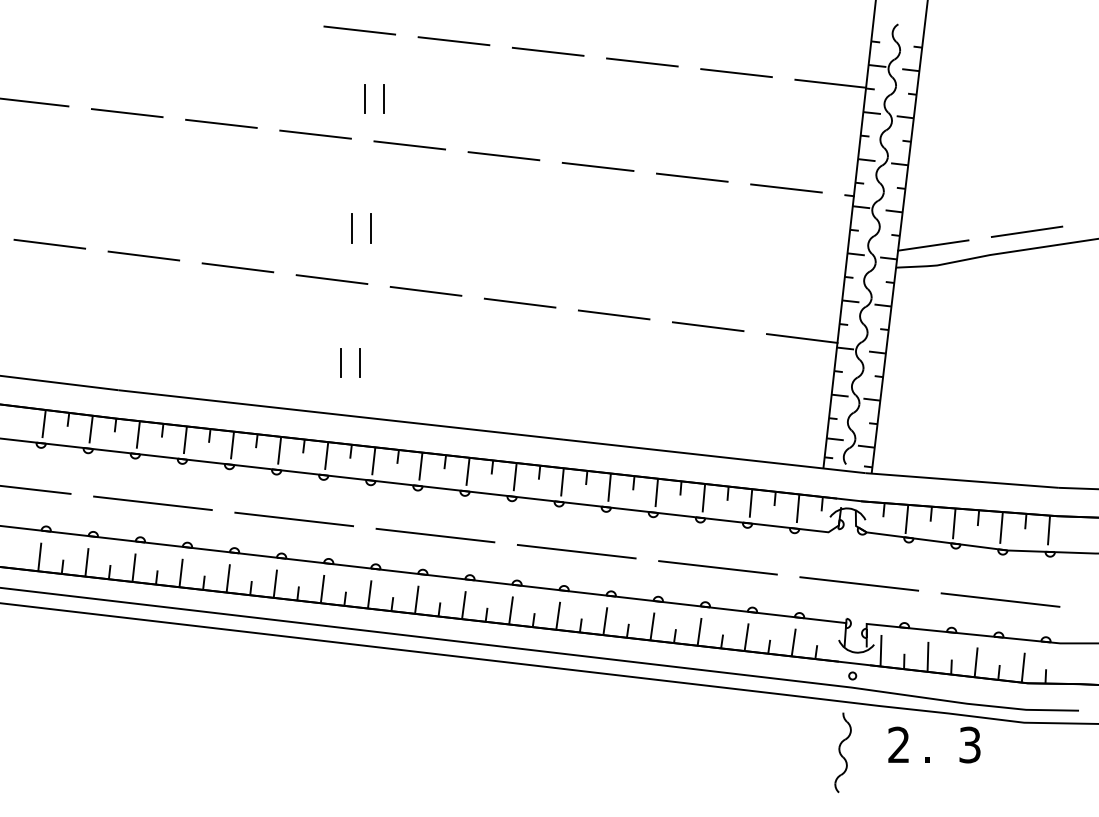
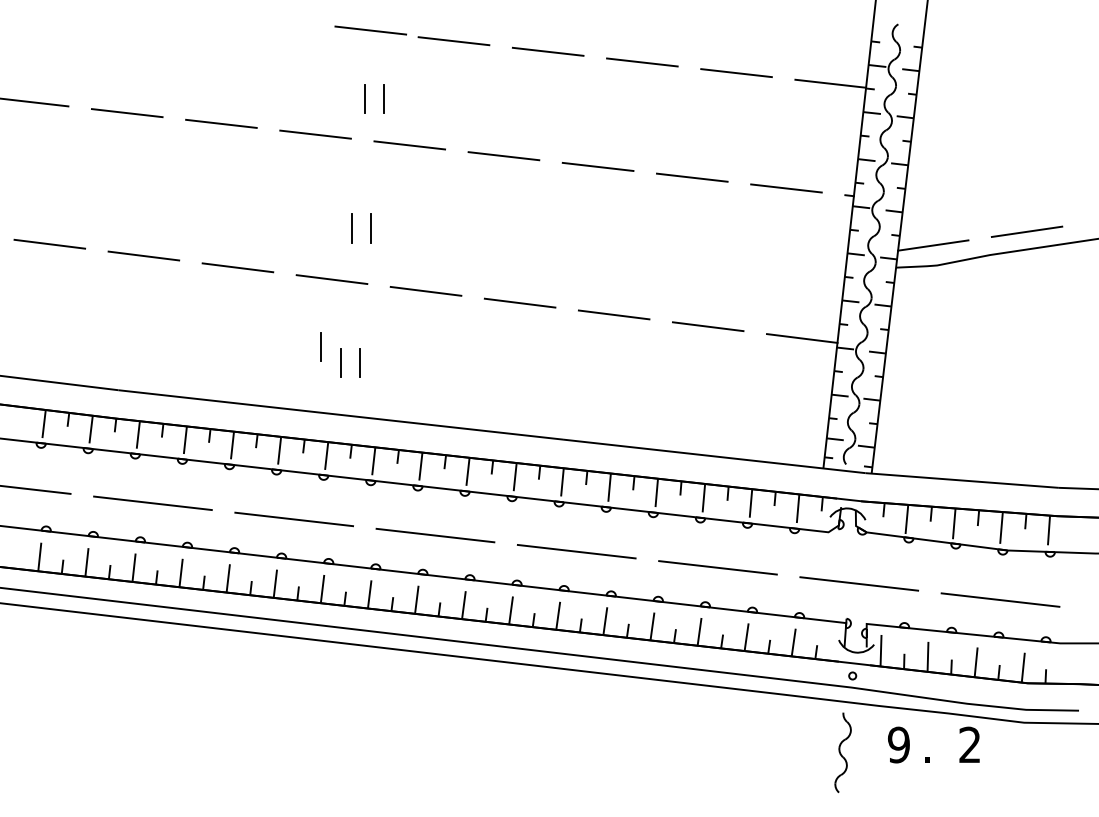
line position: (359, 30) -> (370, 30) (370, 30)
line: none -> present (320, 346)
text: 2 -> 9 (898, 744)
text: 3 -> 2 (969, 744)
